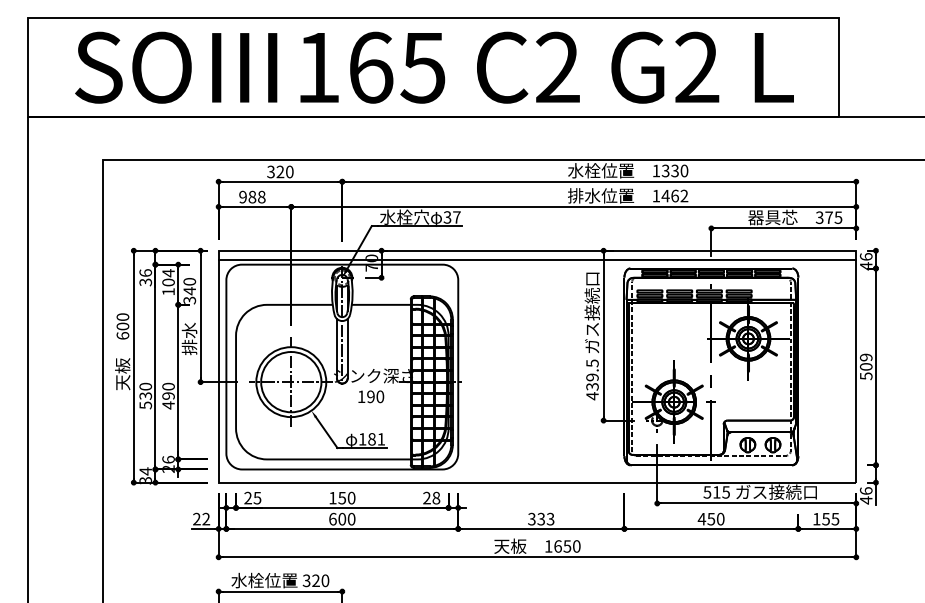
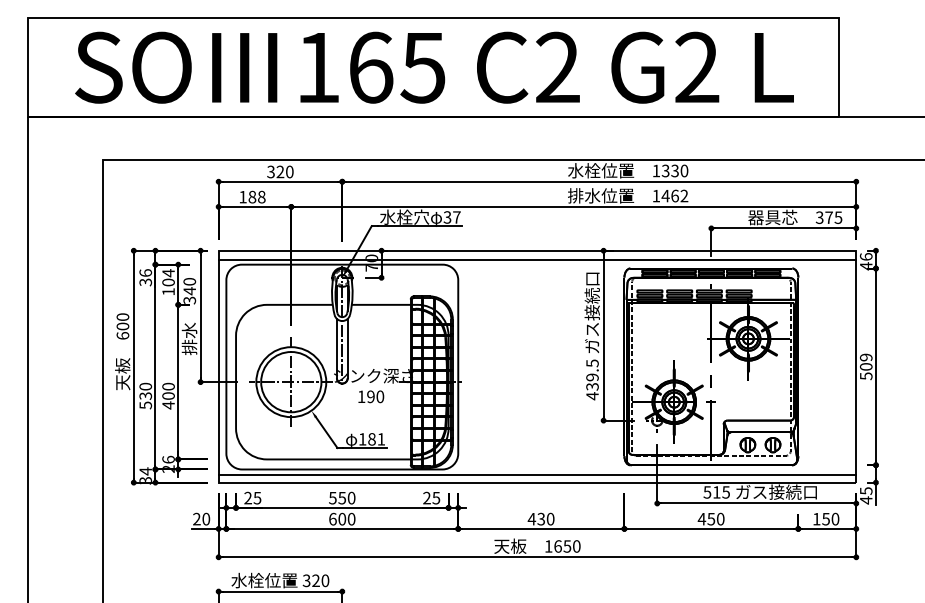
text: 988 -> 188 (242, 196)
text: 490 -> 400 (168, 395)
line: none -> present (537, 474)
text: 46 -> 45 (865, 490)
text: 28 -> 25 (436, 497)
text: 150 -> 550 (332, 498)
text: 333 -> 430 (540, 518)
text: 155 -> 150 (835, 518)
text: 22 -> 20 (206, 519)
